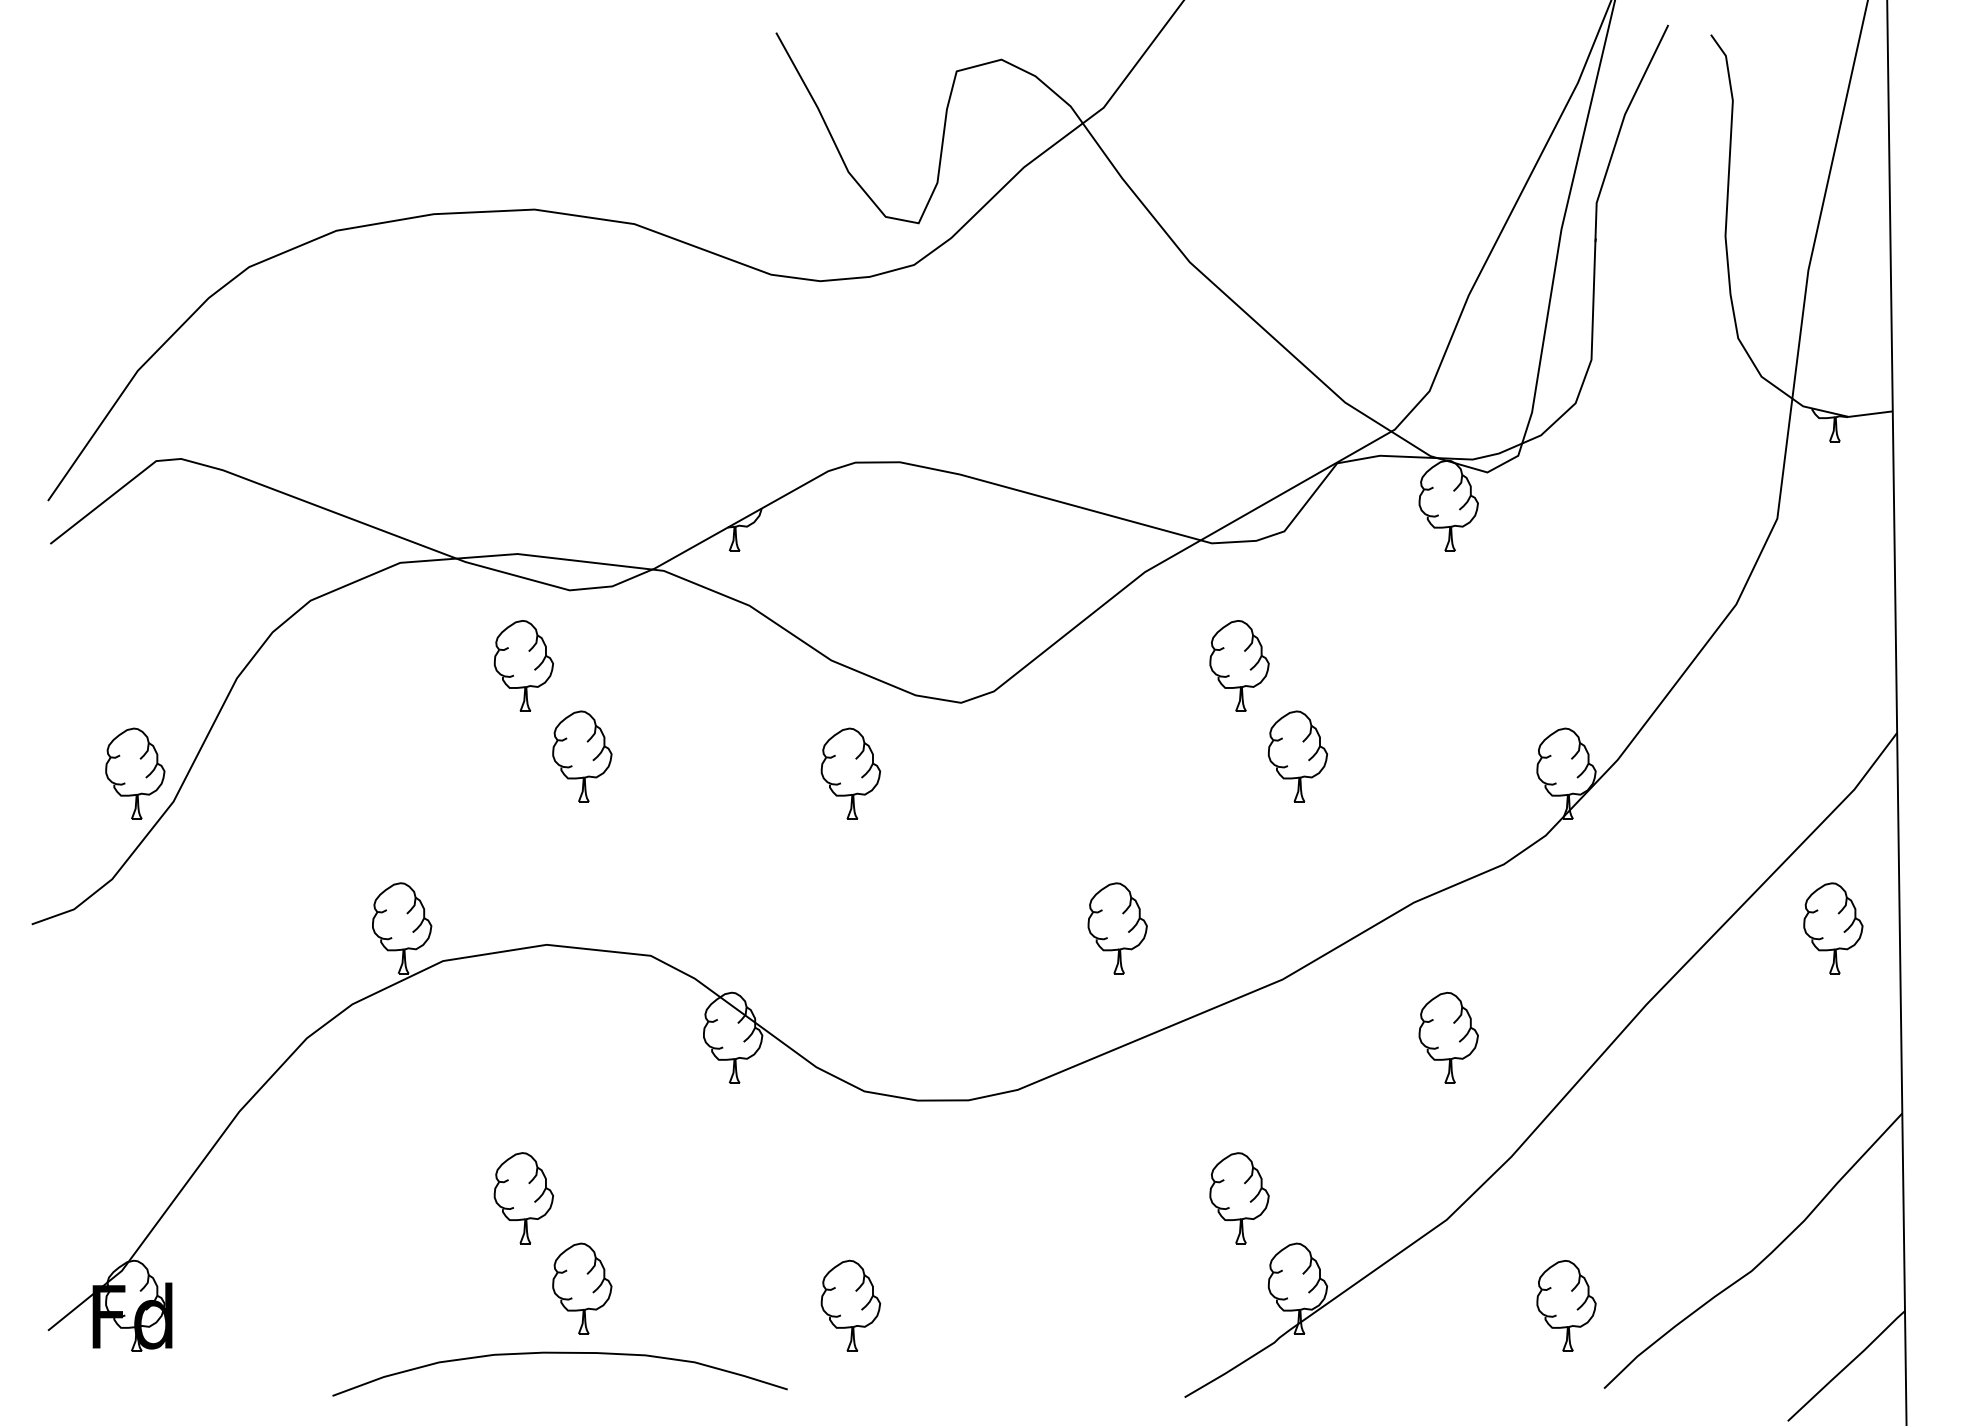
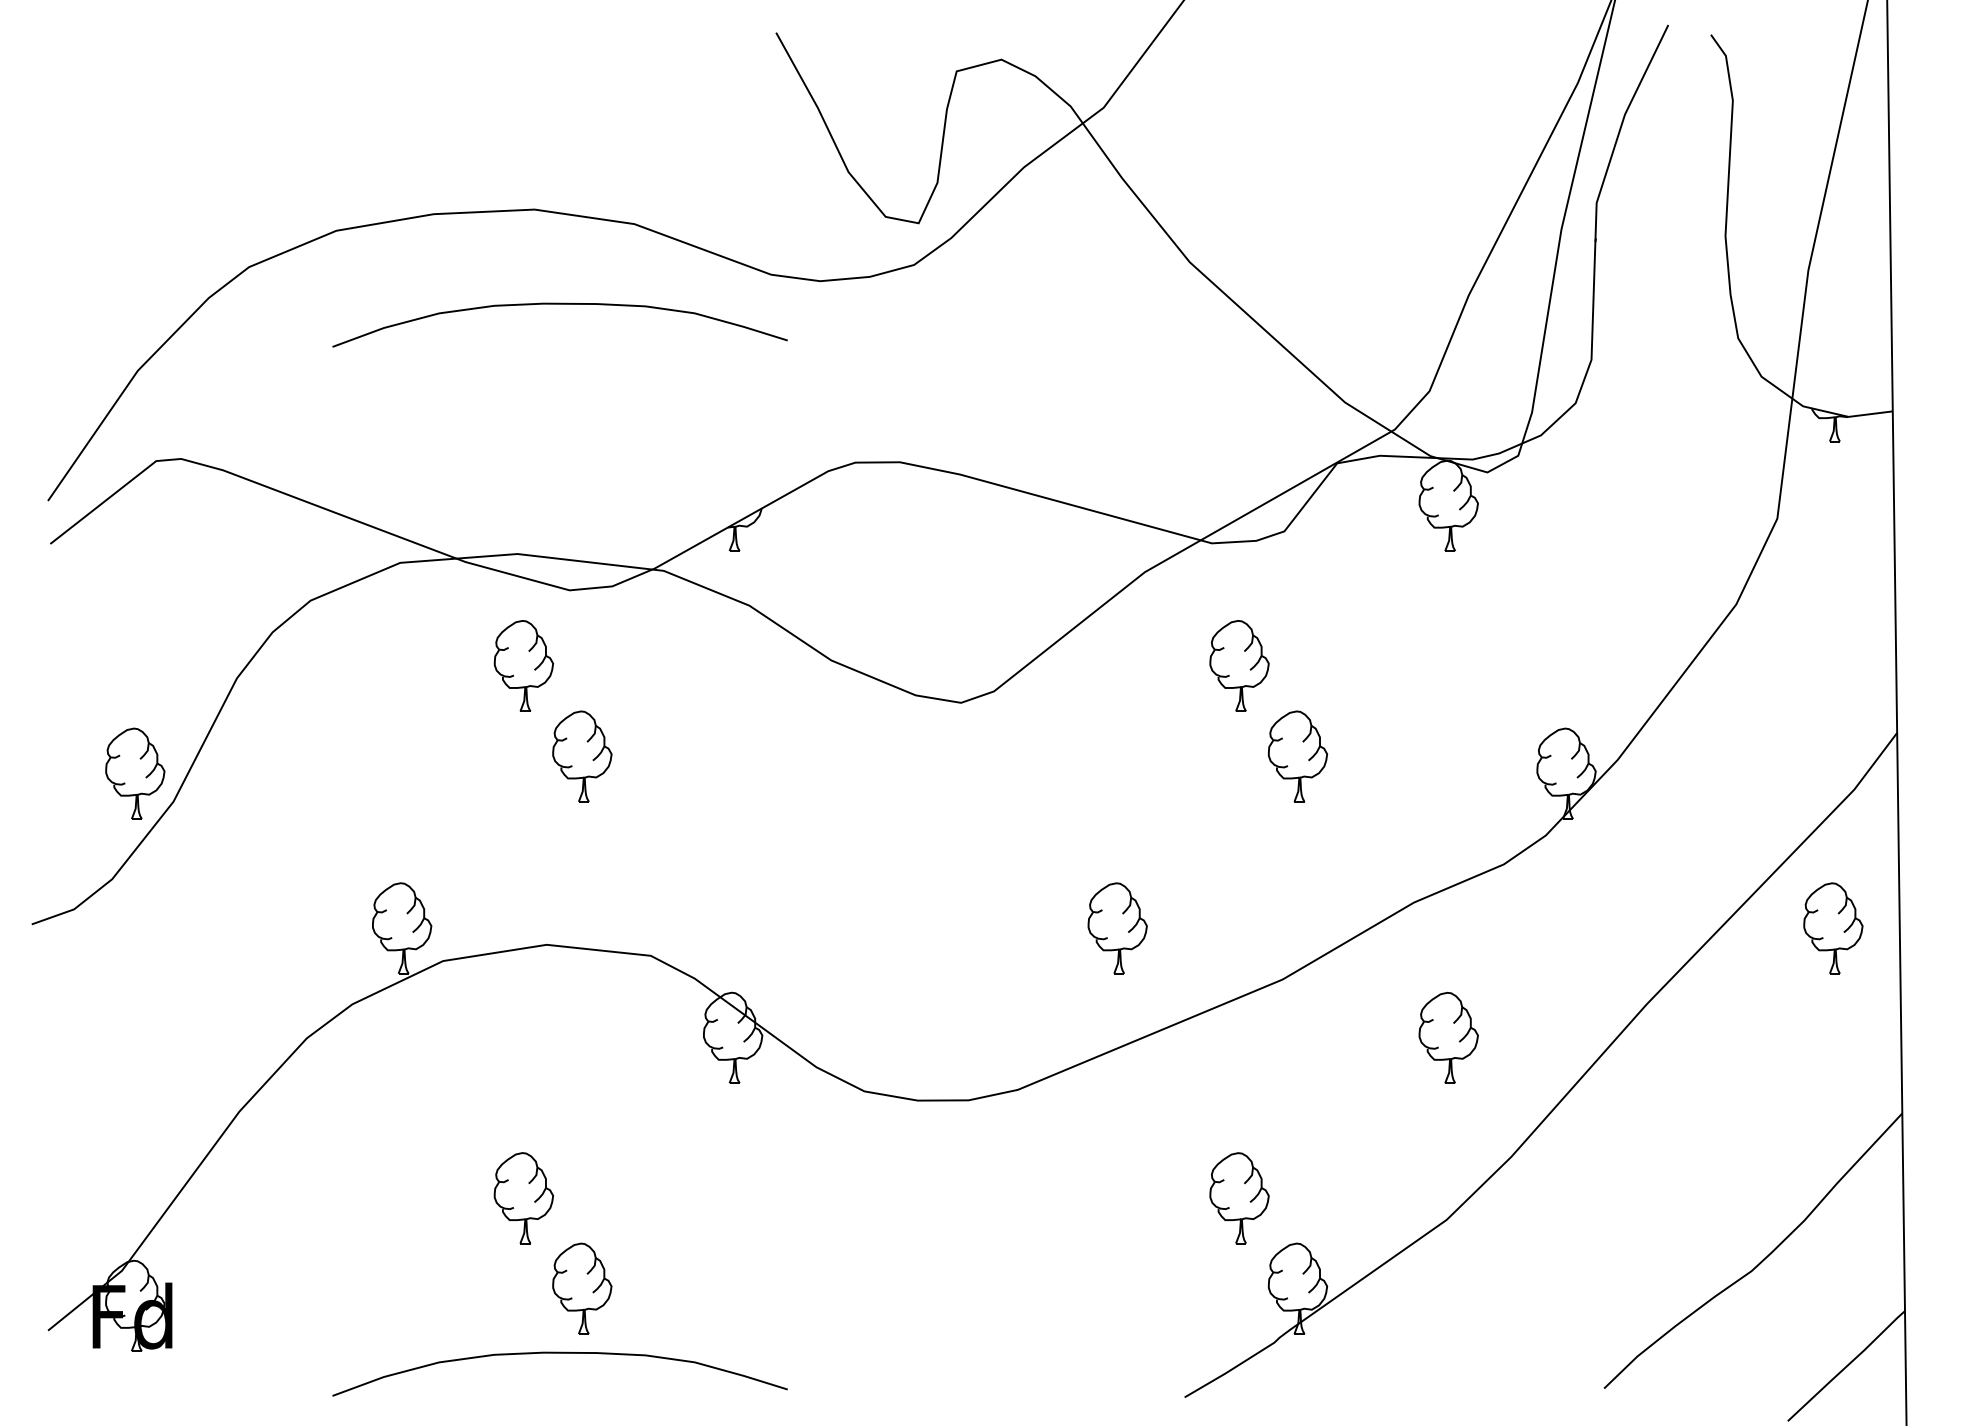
curve: none -> present (559, 304)
part: present -> none (850, 773)
part: present -> none (850, 1305)
part: present -> none (1566, 1305)
